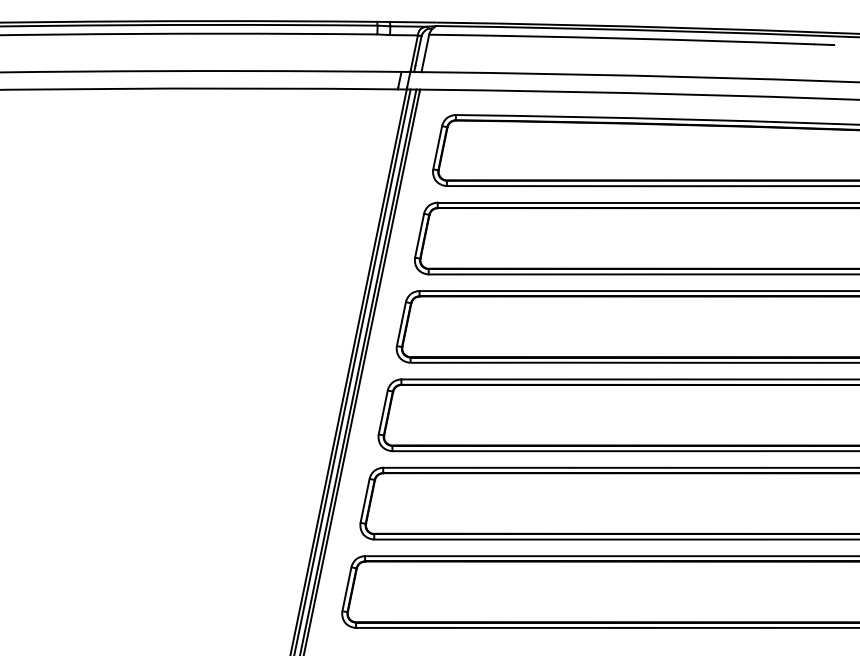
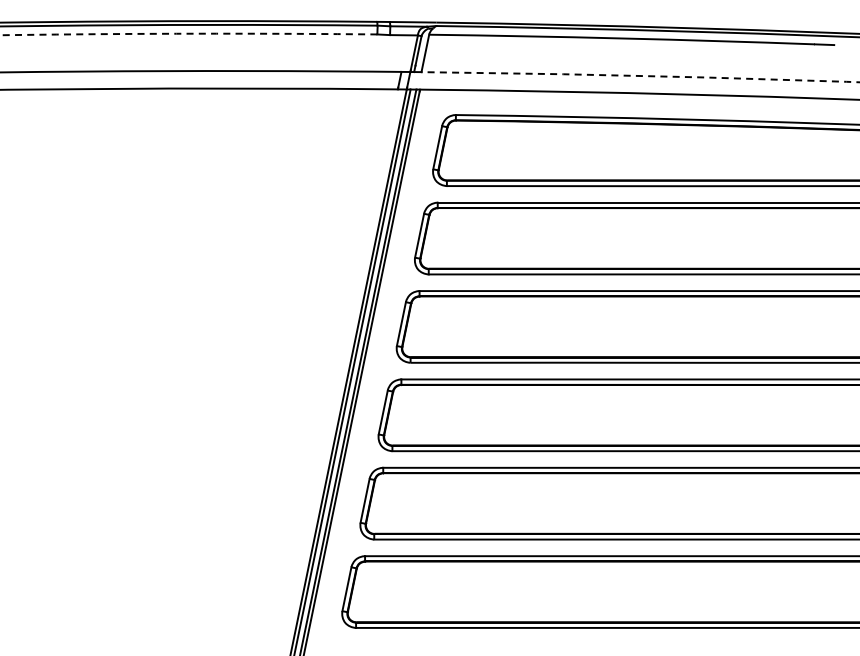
arc: solid -> dashed (188, 33)
arc: solid -> dashed (640, 75)
